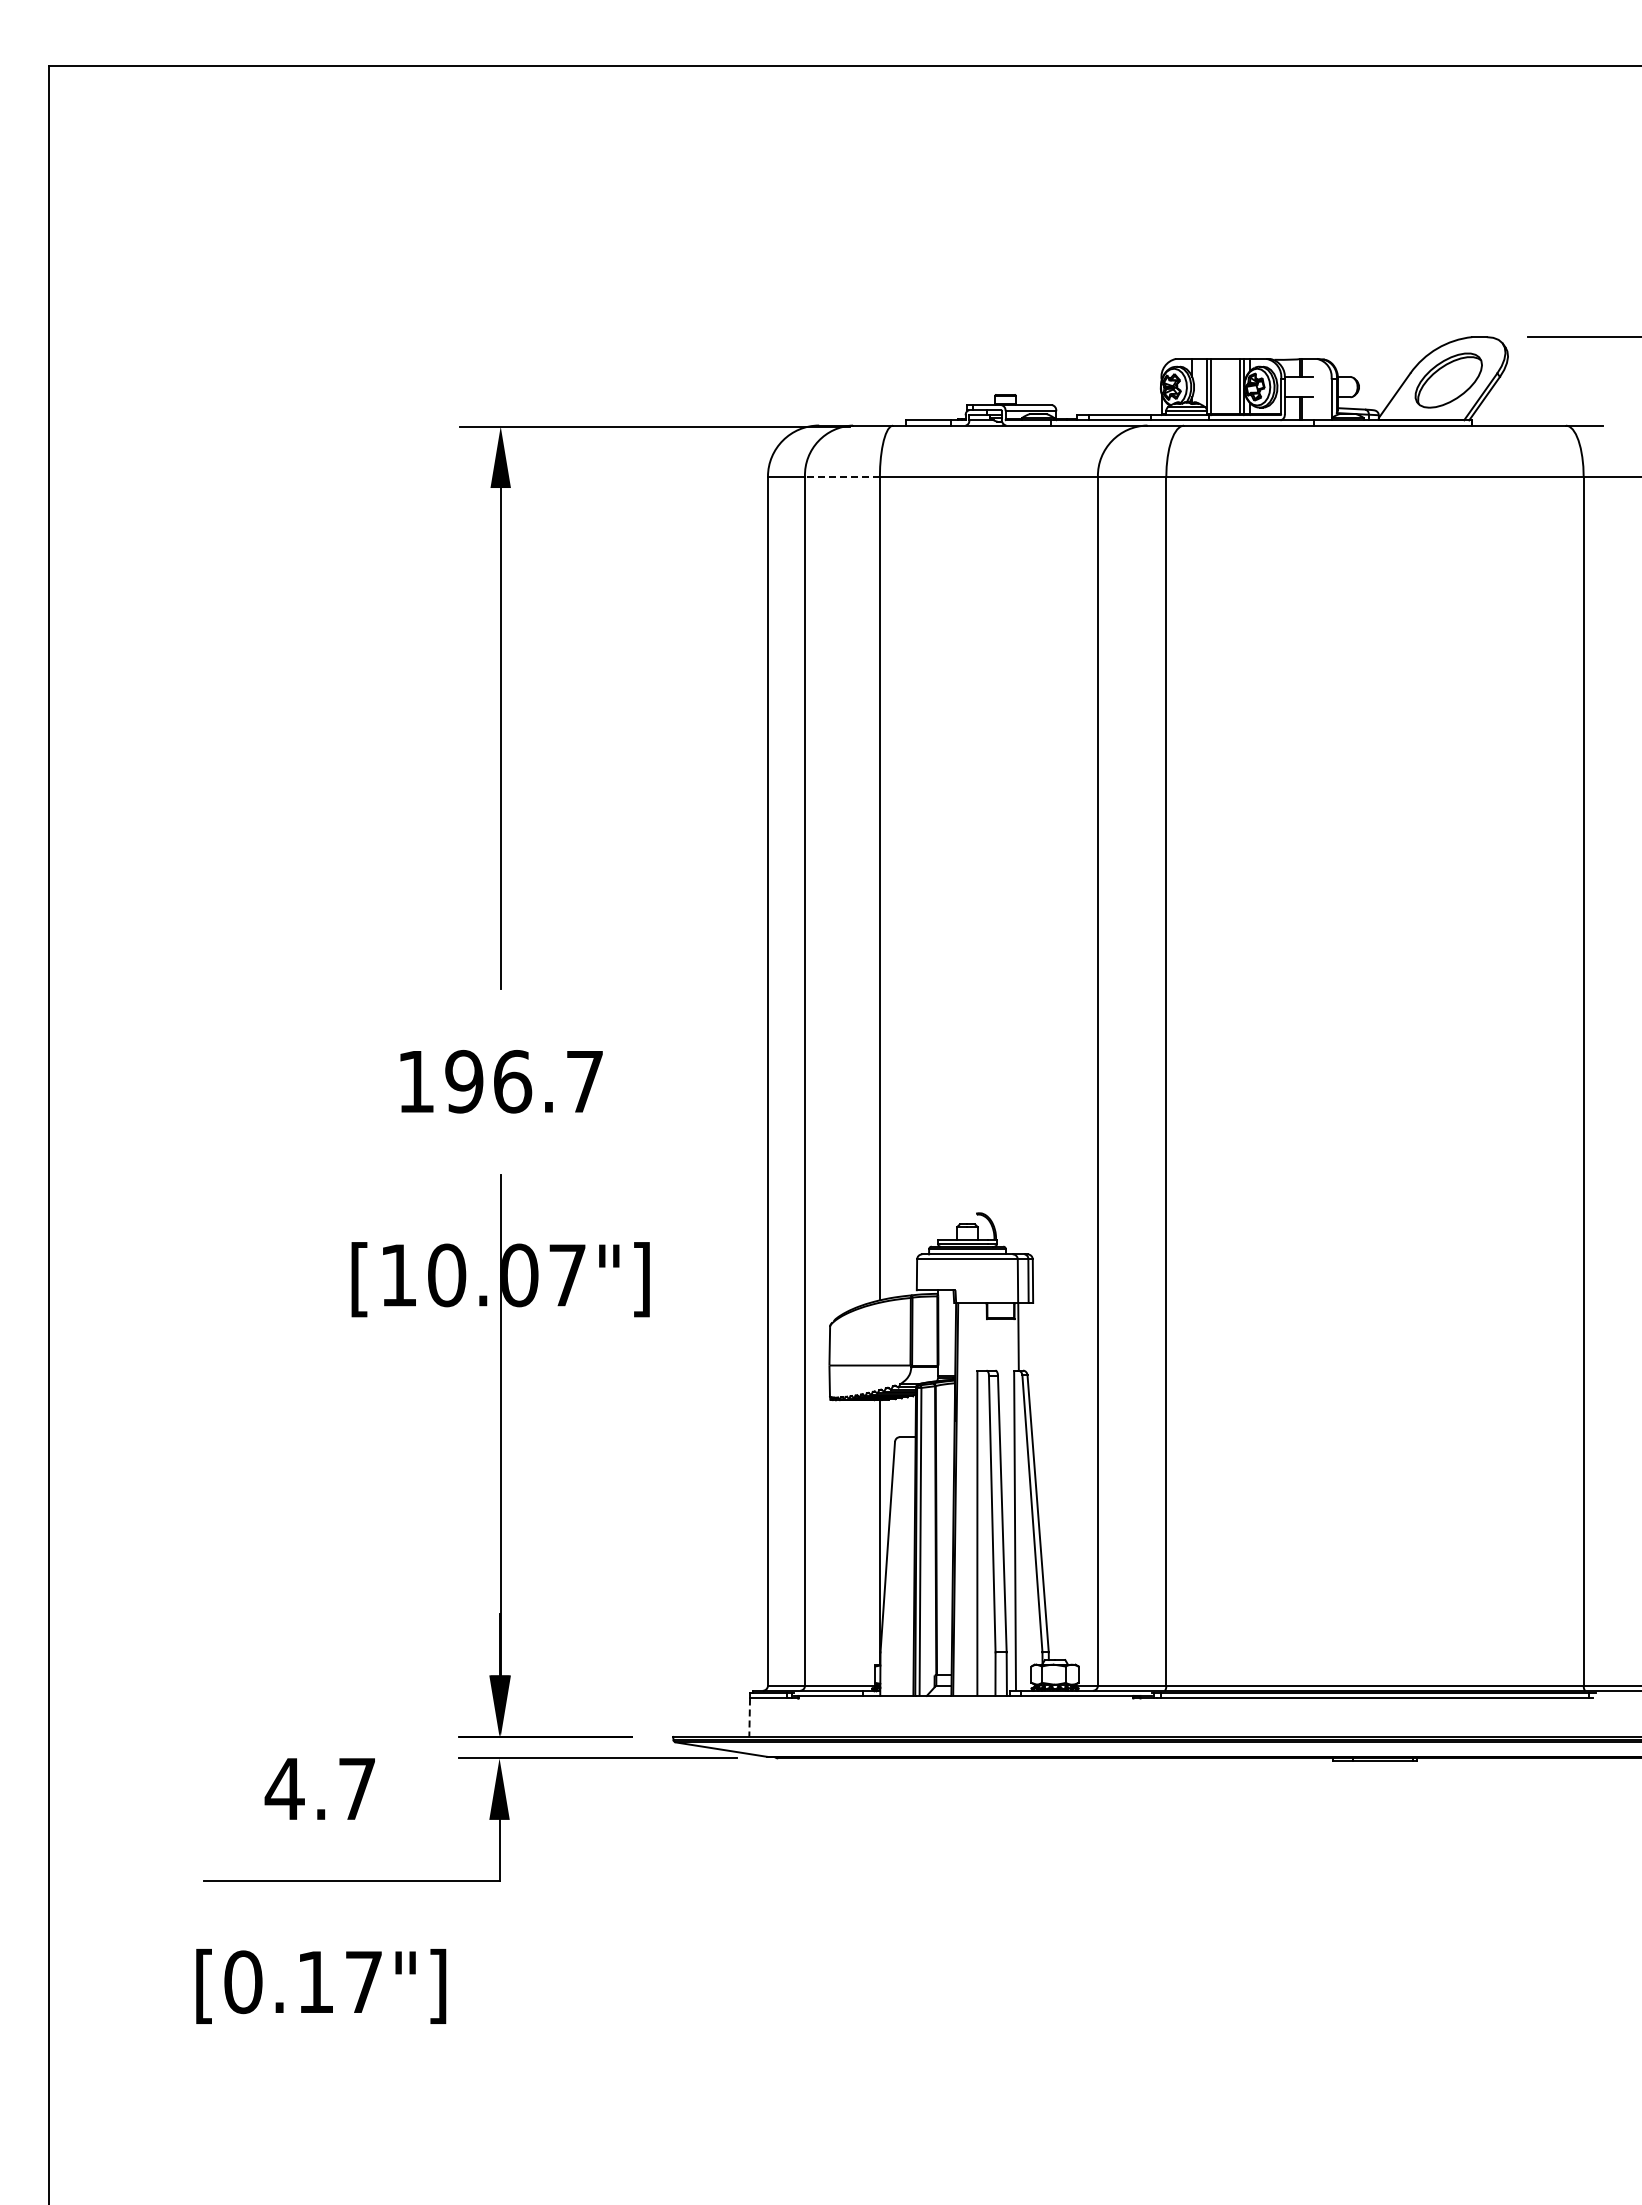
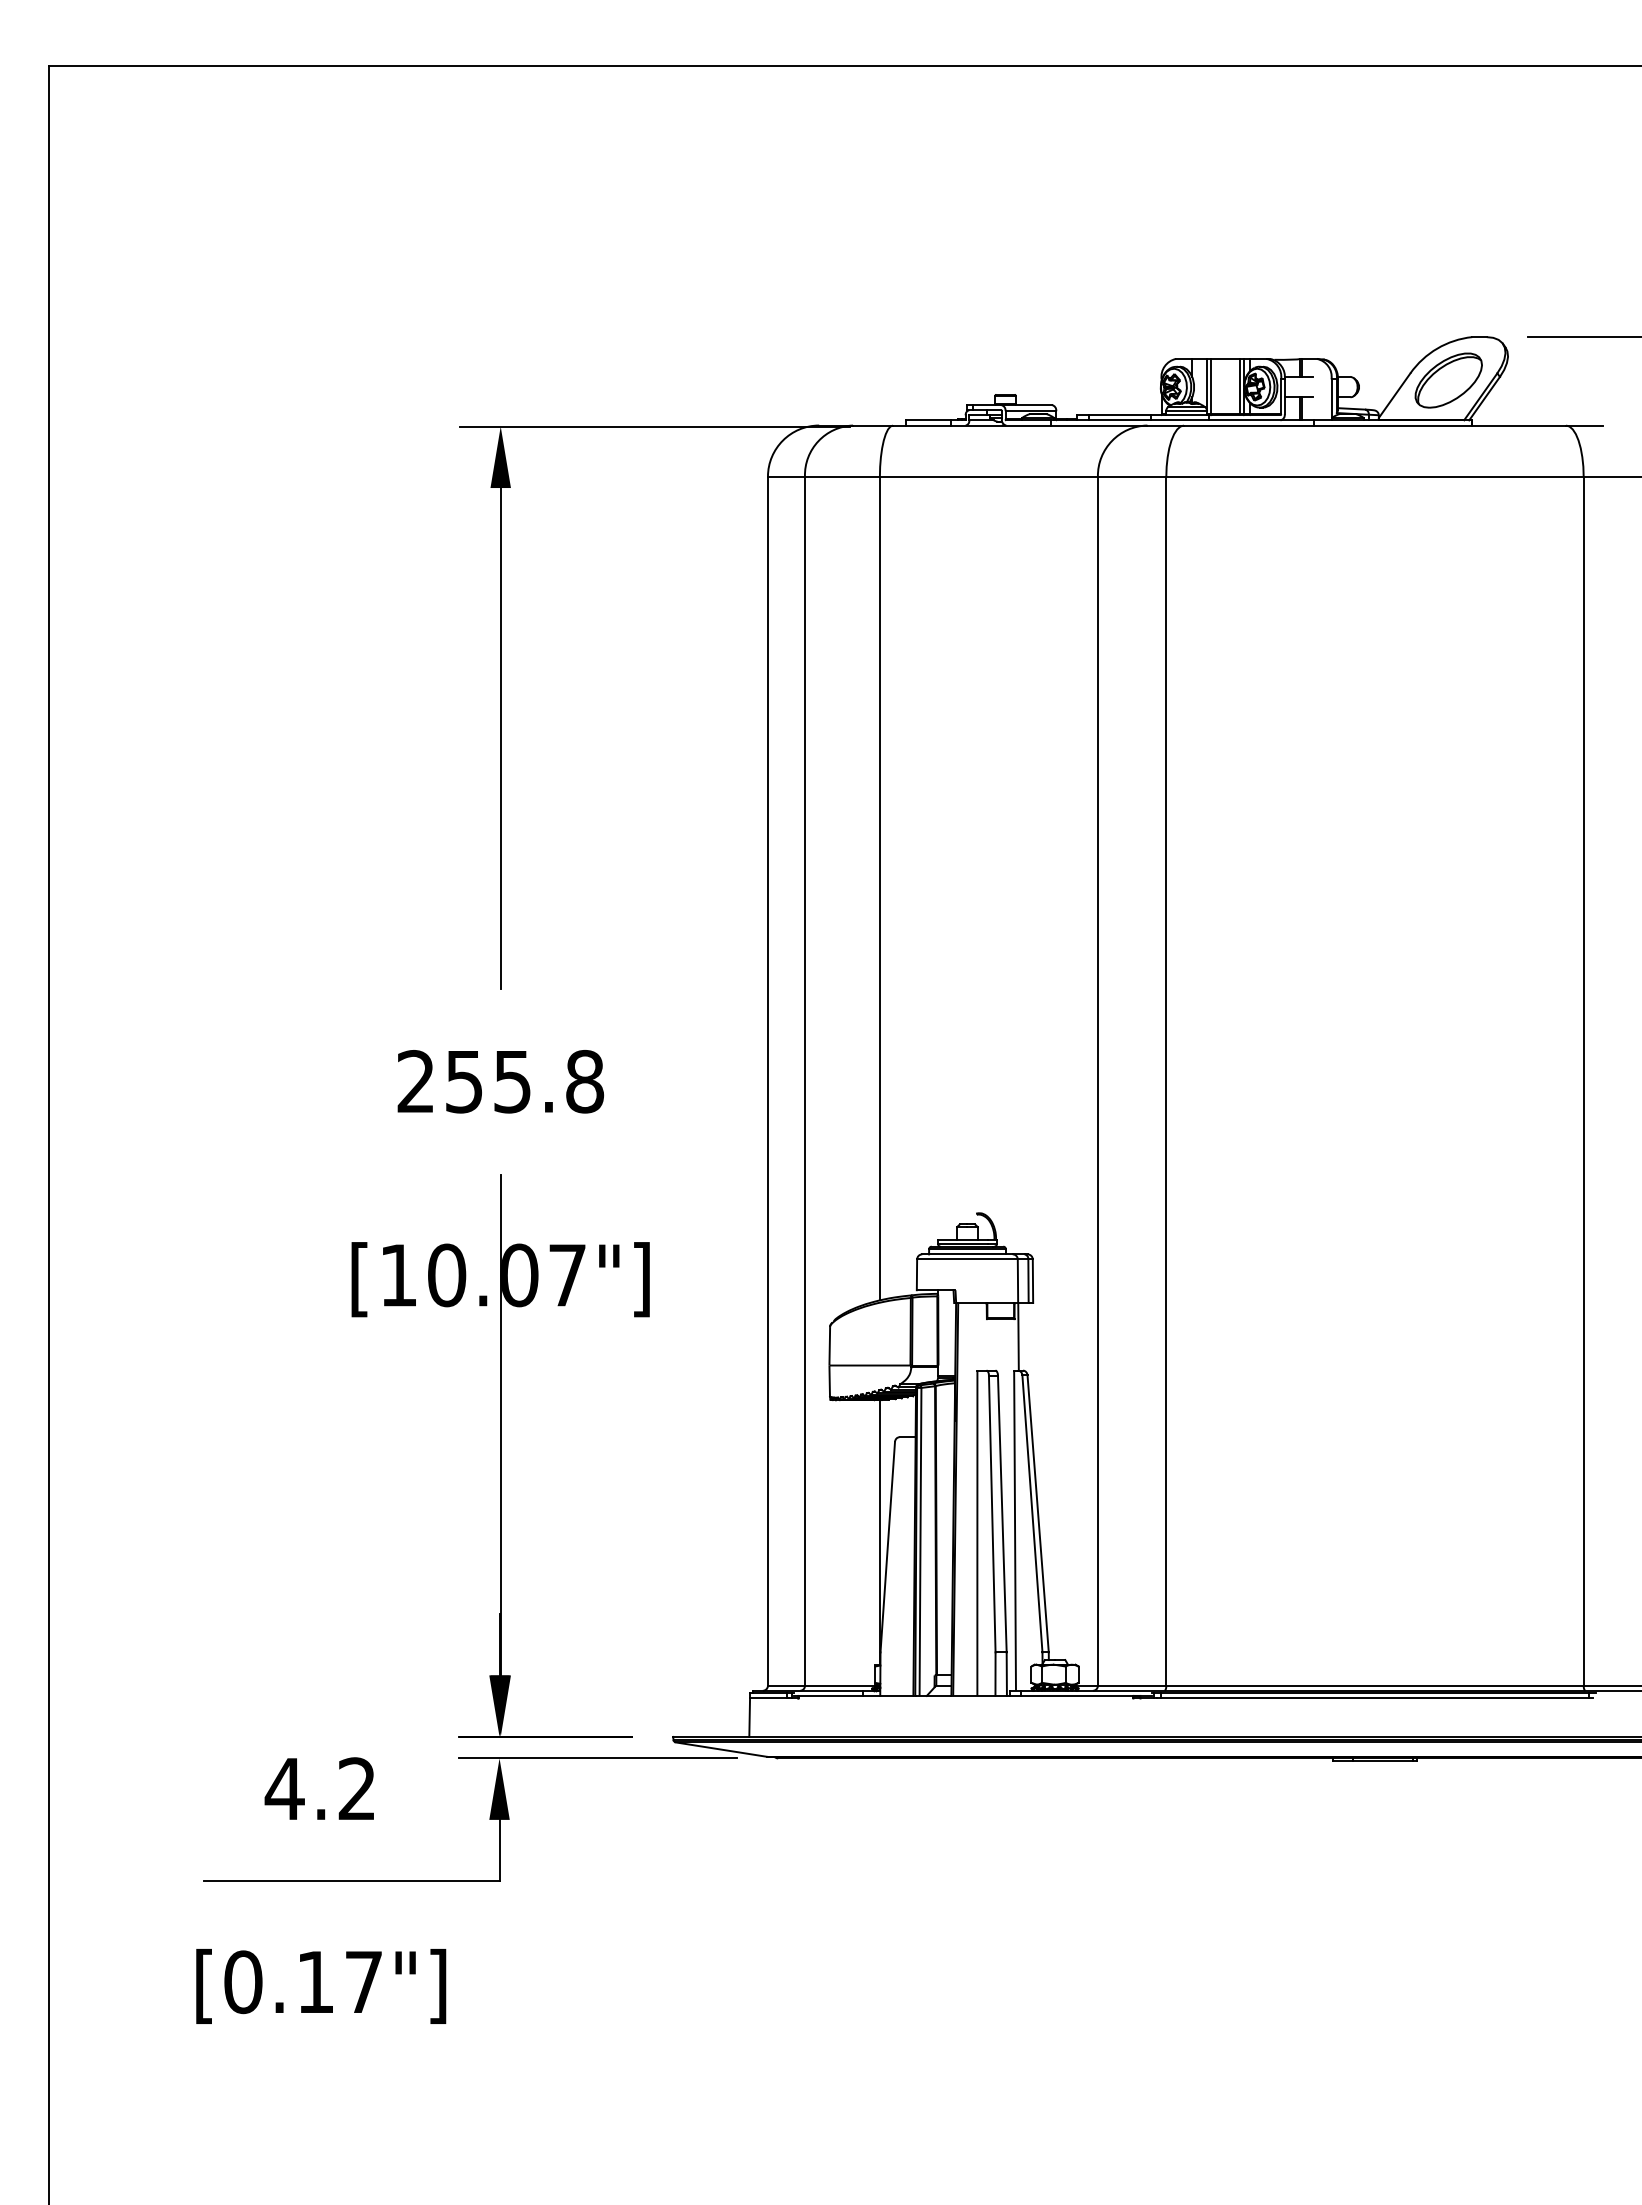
line: dashed -> solid (841, 476)
text: 196.7 -> 255.8 (500, 1081)
line: dashed -> solid (749, 1718)
text: 4.7 -> 4.2 (356, 1788)
